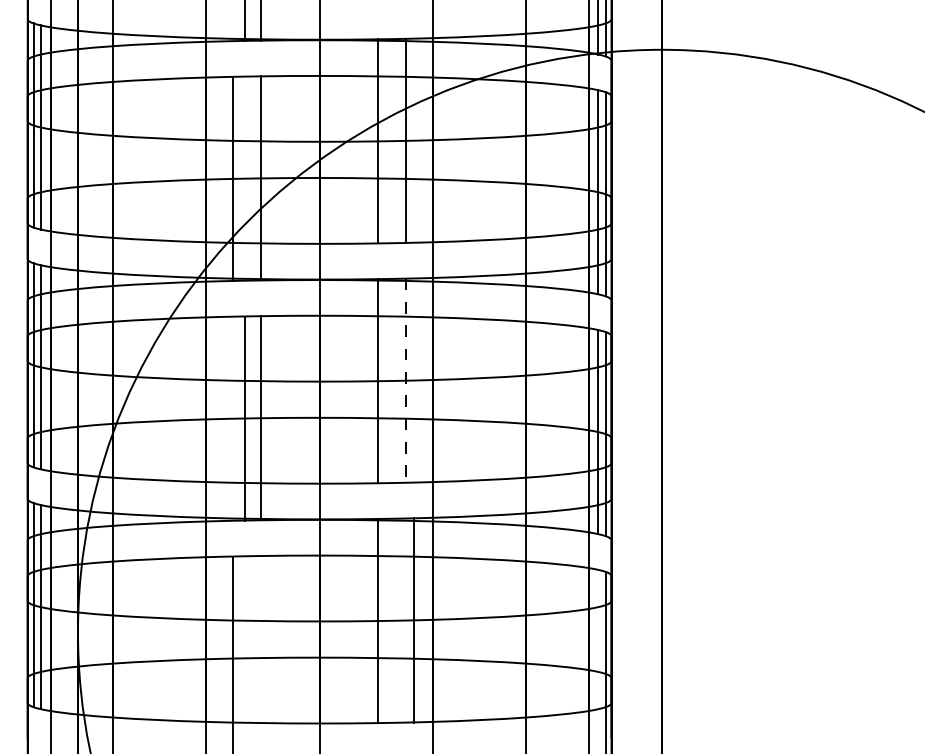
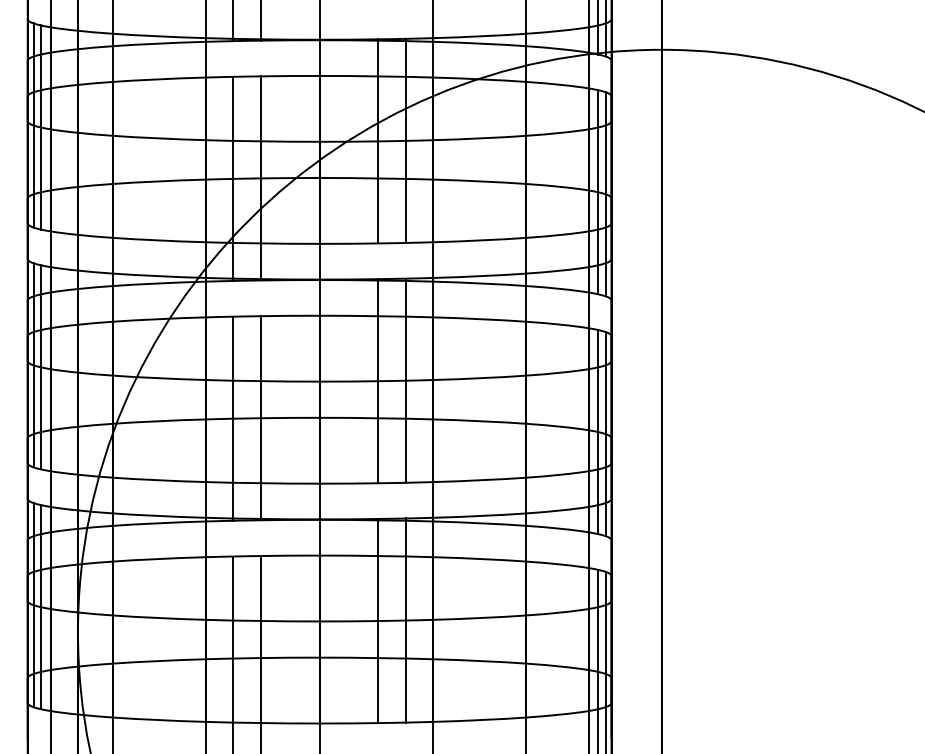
line position: (244, 21) -> (232, 21) (232, 21)
line: dashed -> solid (406, 381)
line position: (244, 418) -> (232, 418) (232, 418)
line position: (414, 620) -> (406, 620) (406, 620)
line: none -> present (260, 653)
line: none -> present (598, 659)
